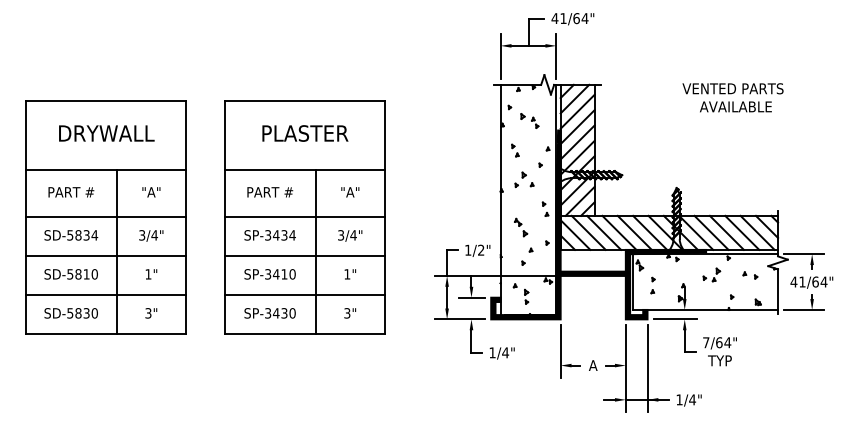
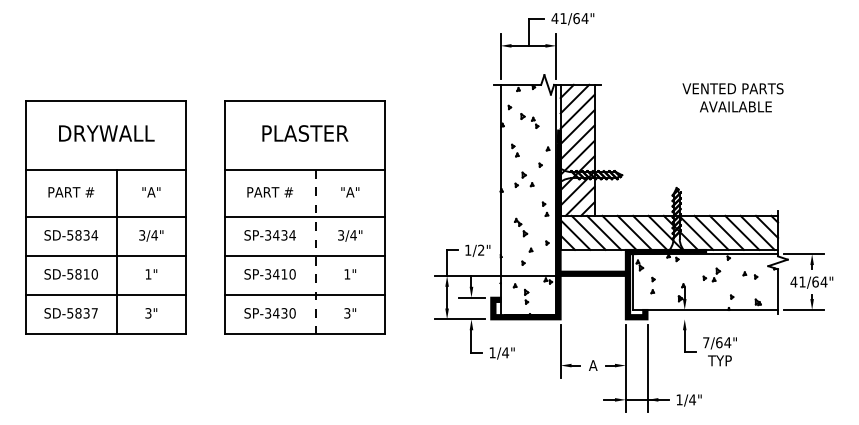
line: solid -> dashed (315, 252)
text: SD-5830 -> SD-5837 (94, 313)
line: present -> none (674, 319)
